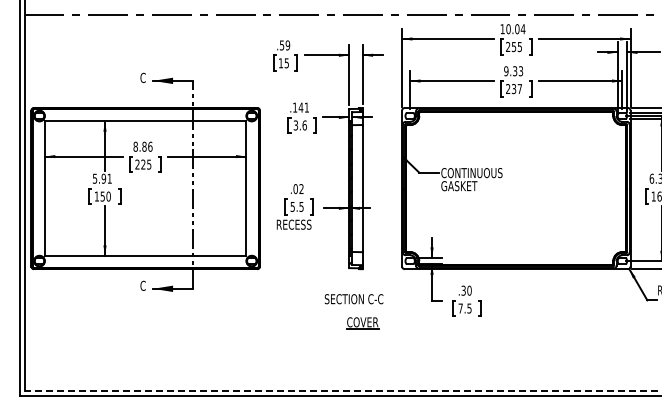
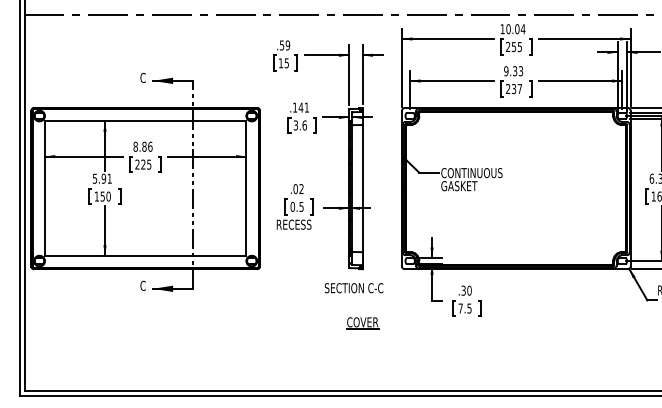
text: 5.5 -> 0.5 (292, 206)
text position: (353, 299) -> (353, 288) (353, 288)
line: dashed -> solid (342, 390)
